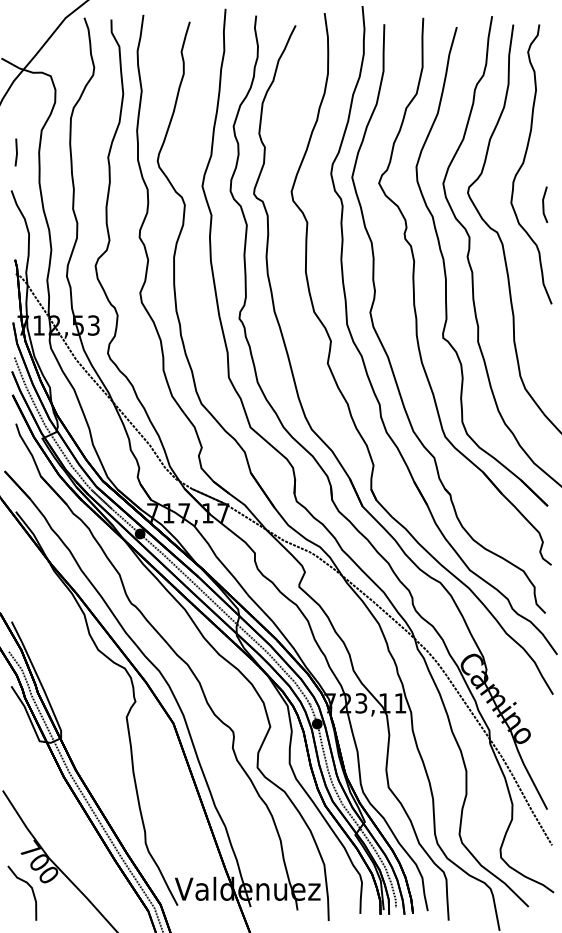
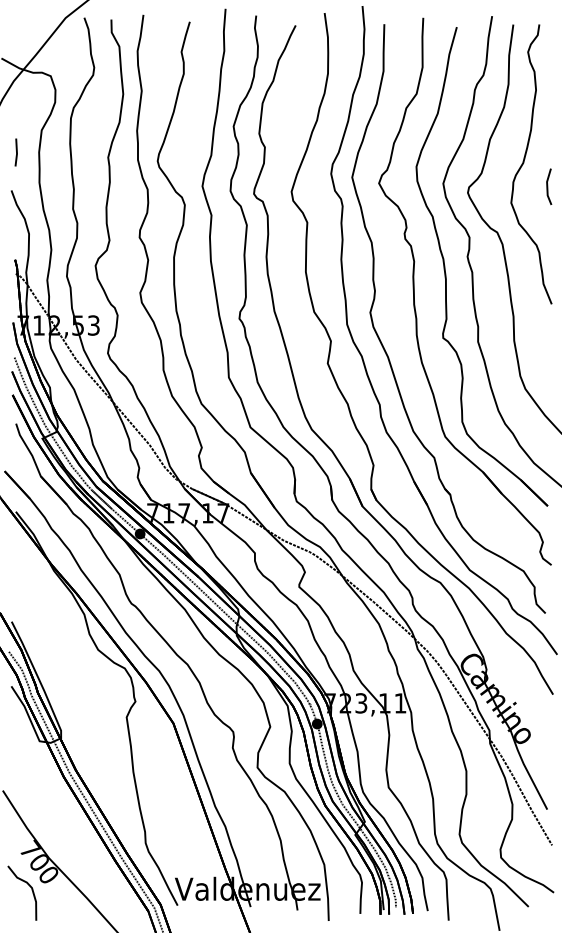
line position: (544, 204) -> (548, 186) (548, 186)
